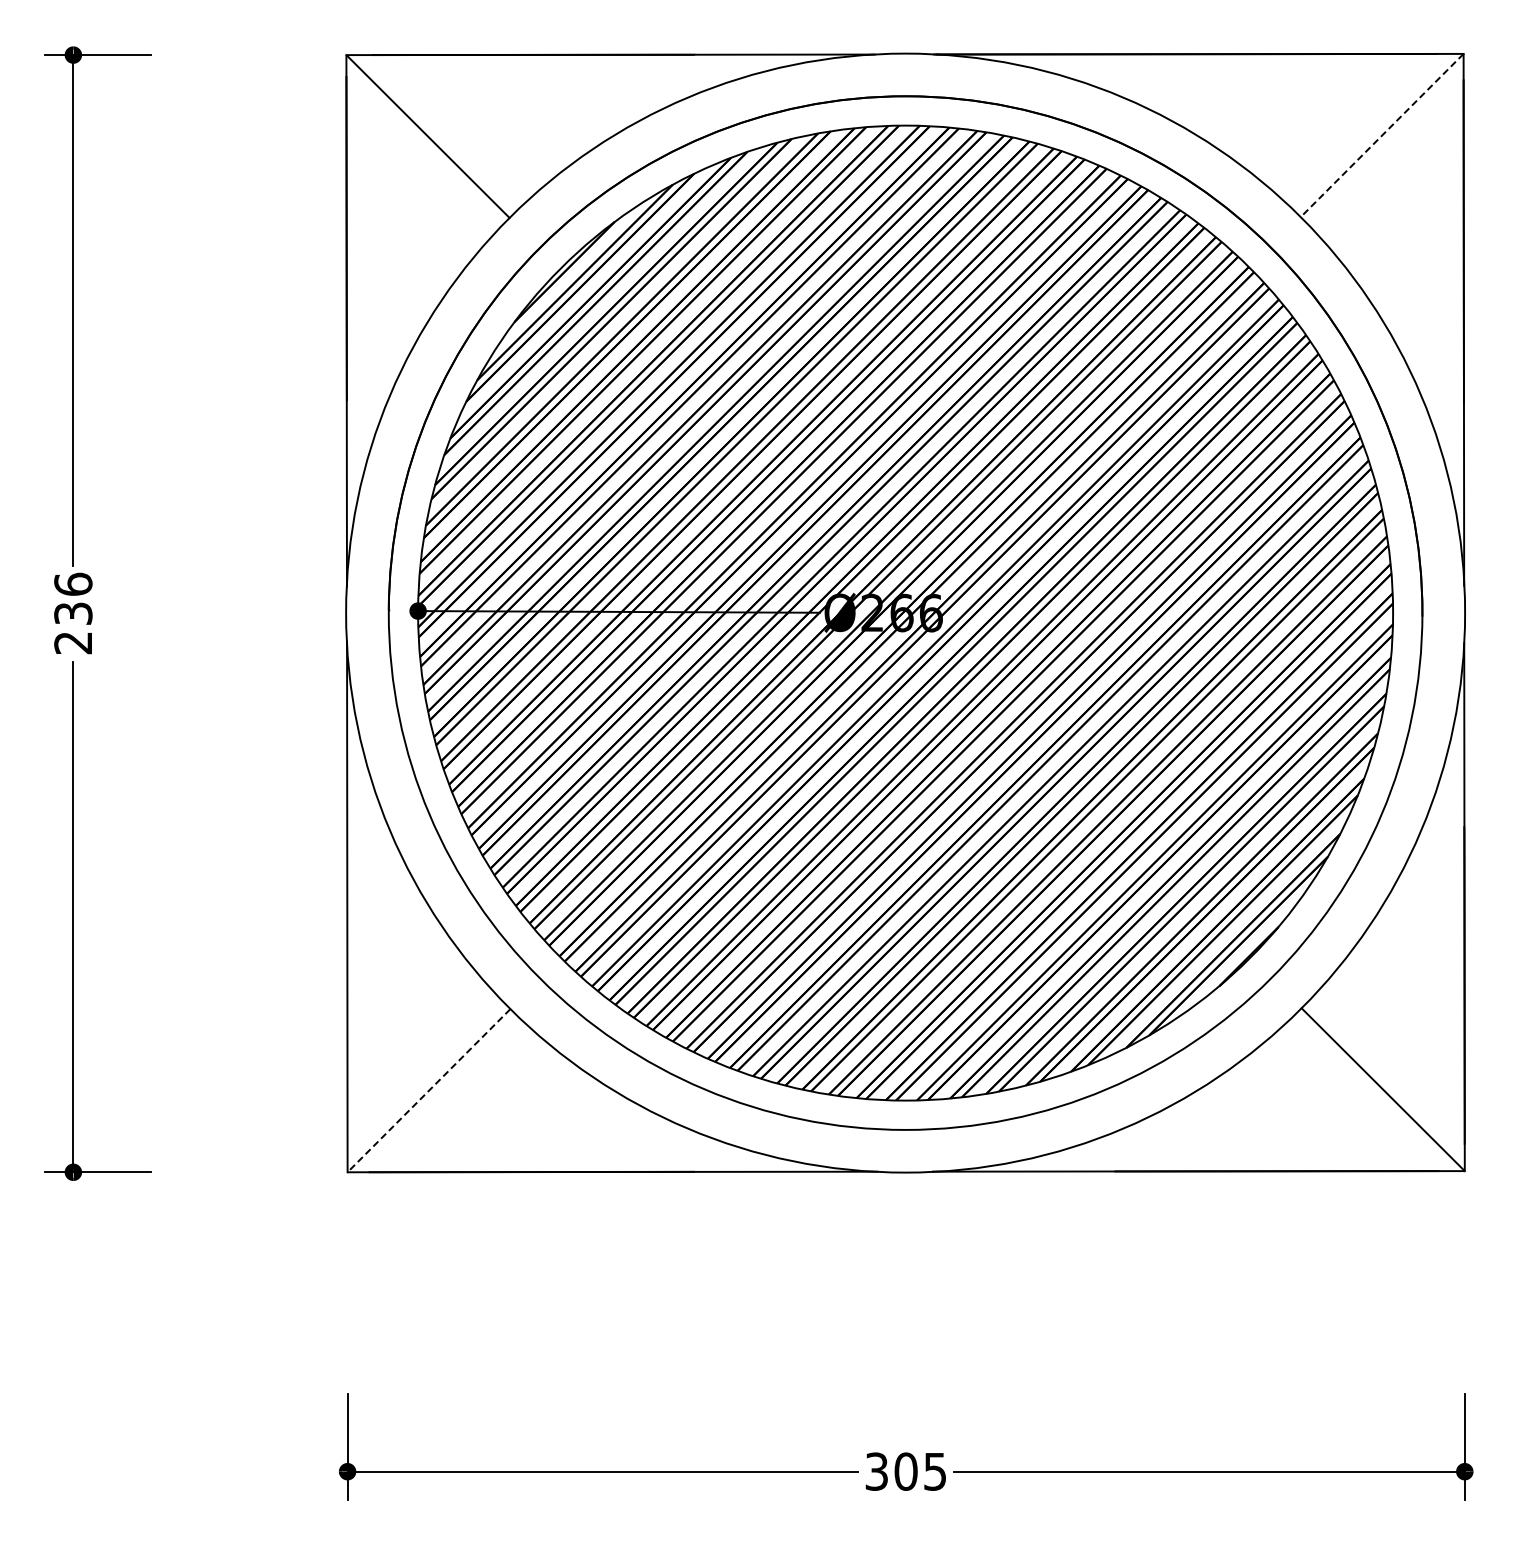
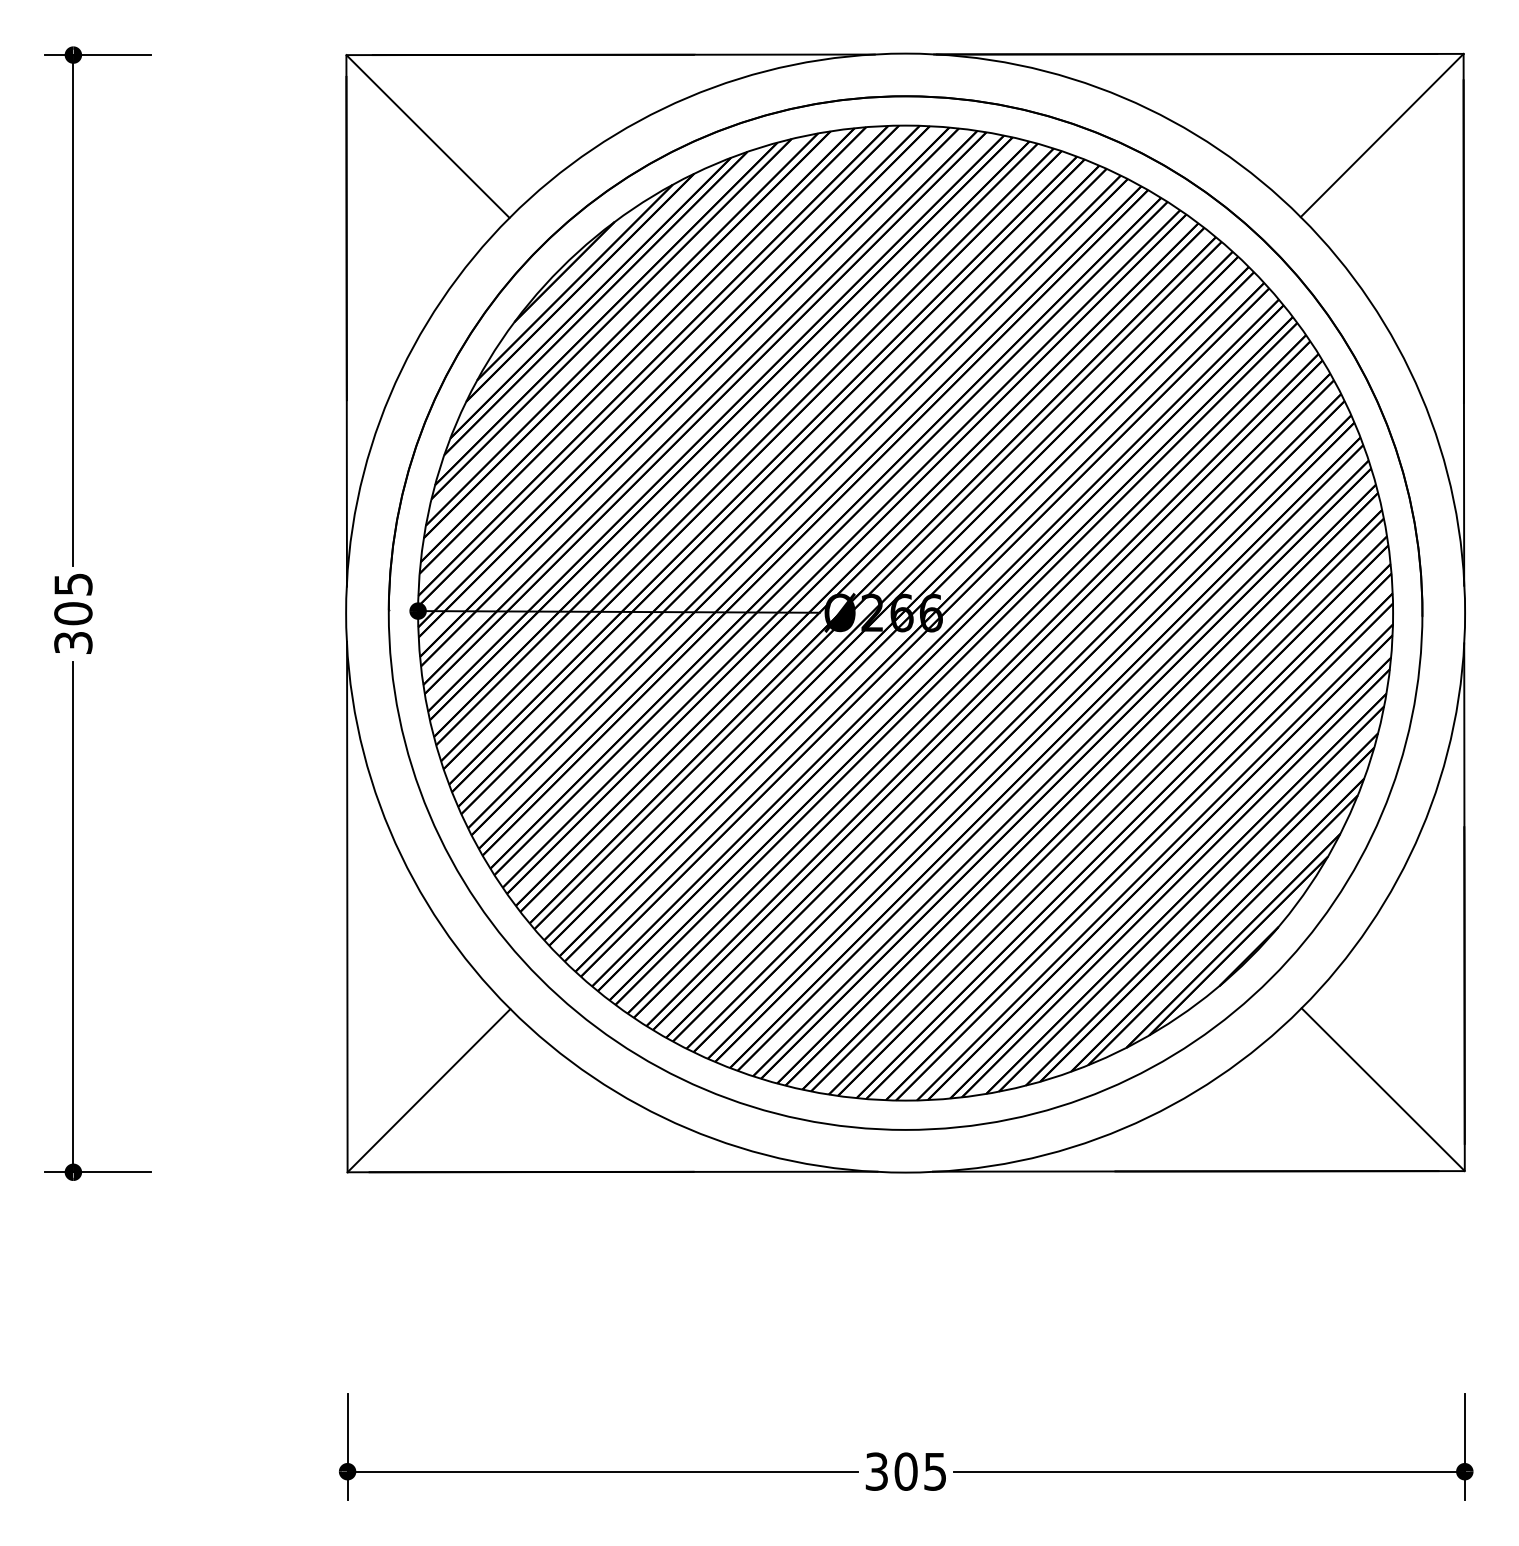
line: dashed -> solid (1381, 135)
text: 236 -> 305 (73, 613)
line: dashed -> solid (428, 1091)
